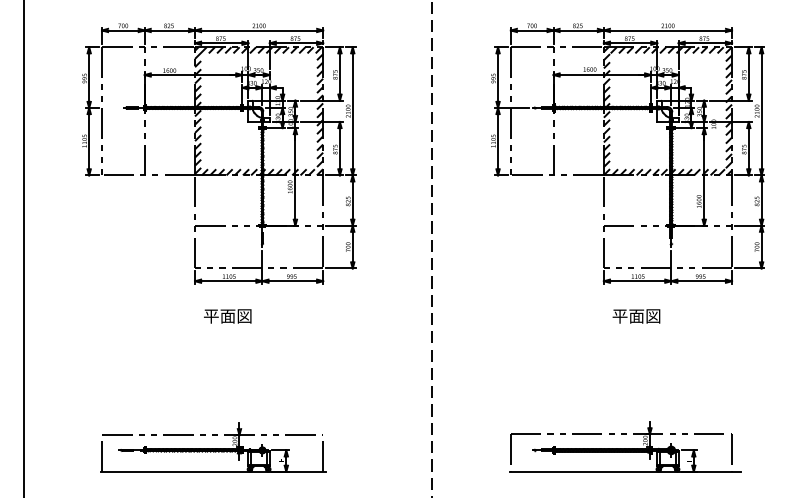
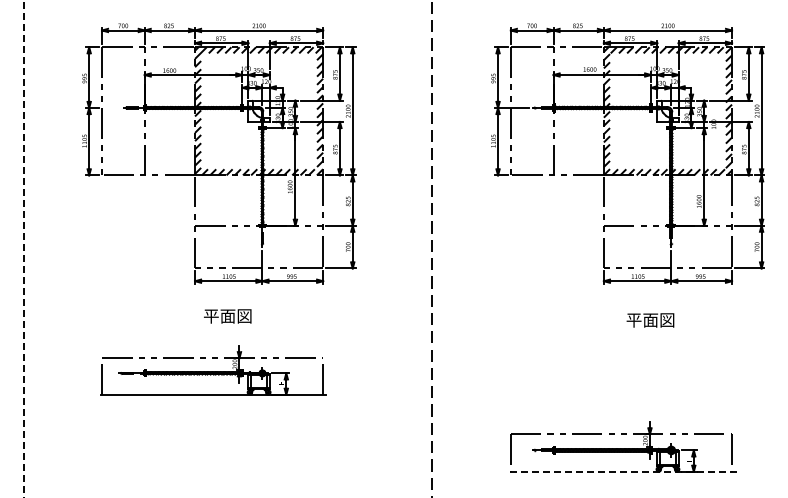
line: solid -> dashed (23, 249)
text position: (636, 316) -> (650, 320) (650, 320)
part position: (213, 447) -> (213, 370) (213, 370)
line: solid -> dashed (625, 471)
